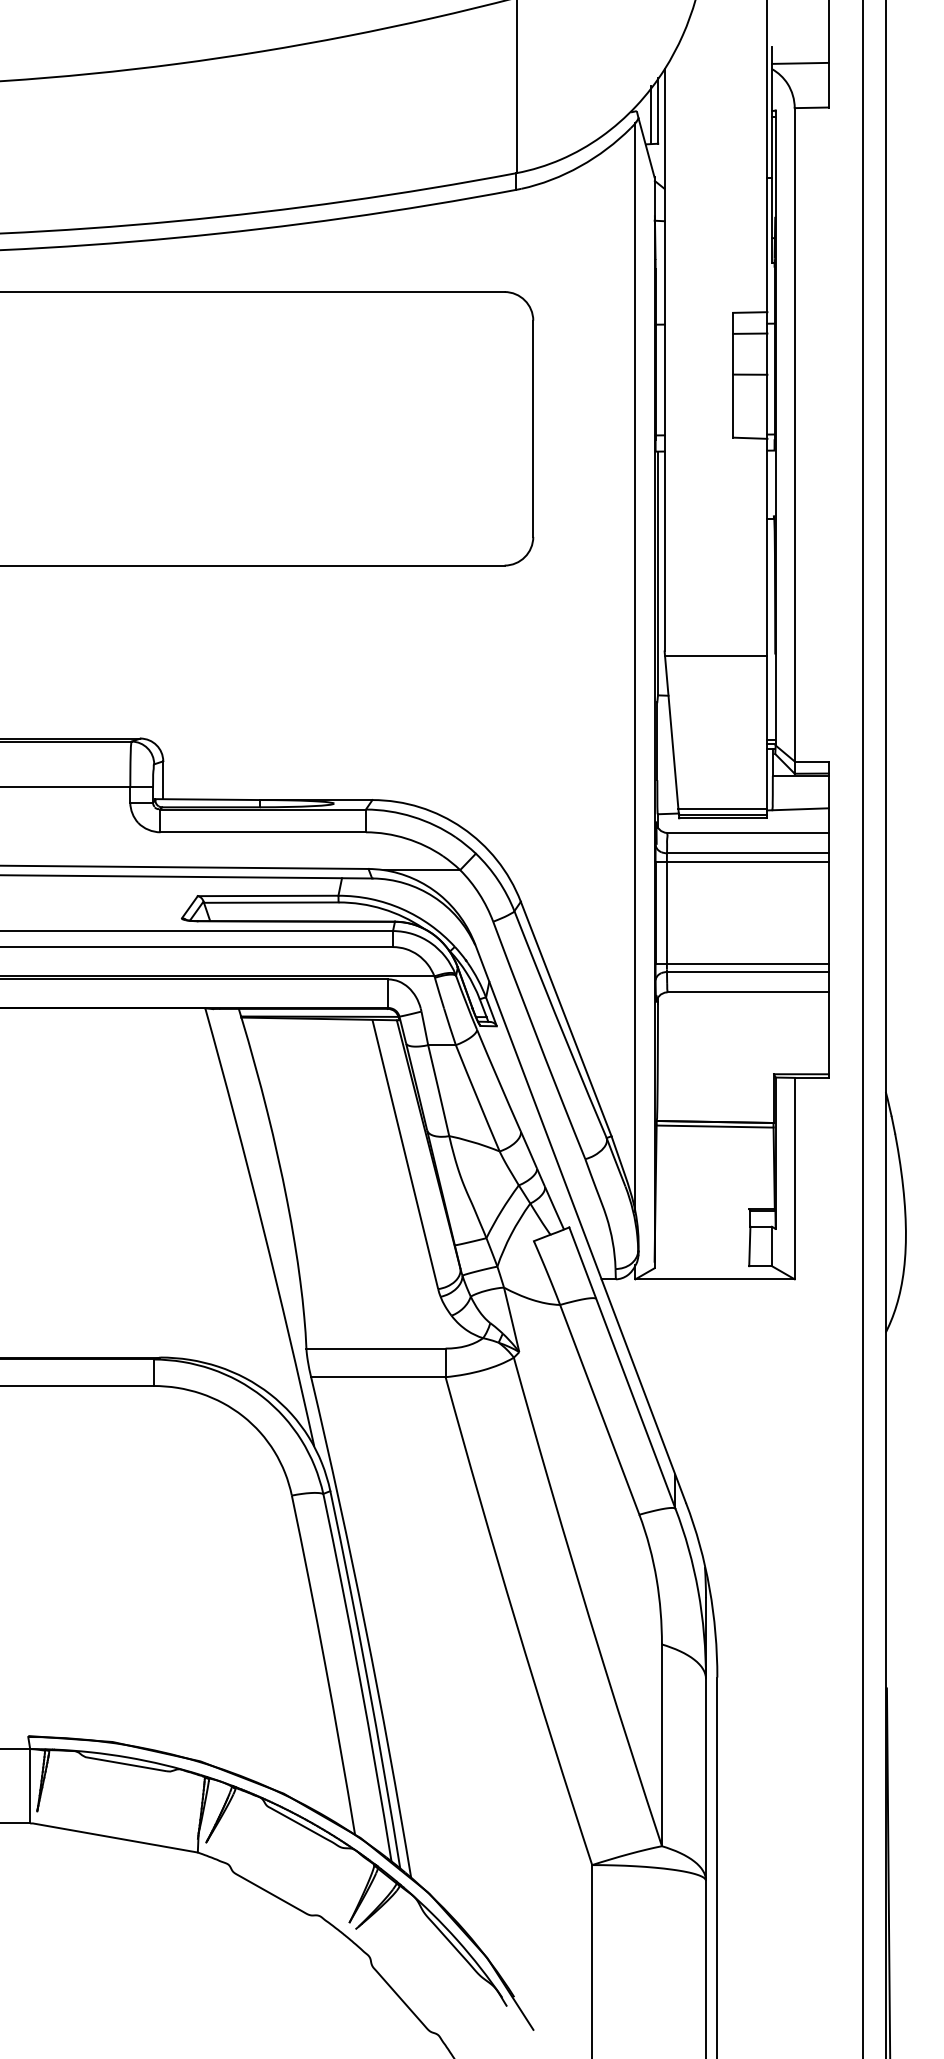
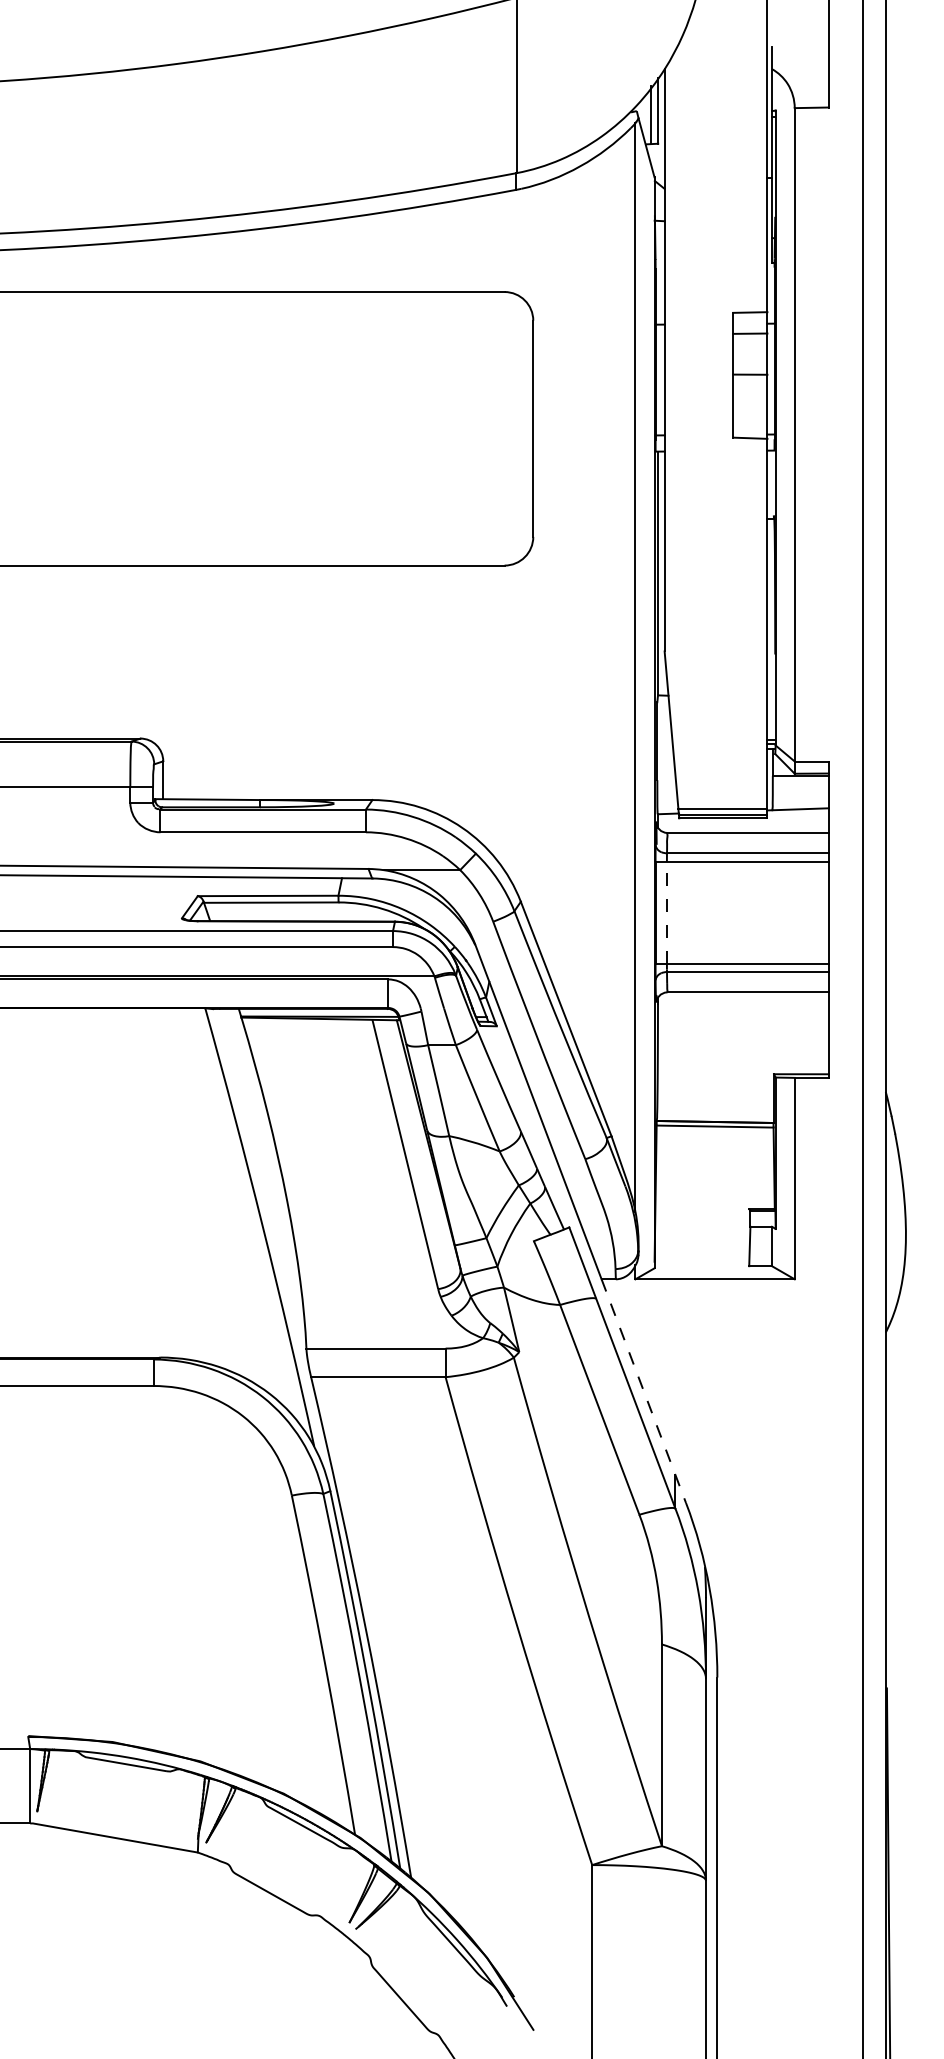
line: present -> none (799, 62)
line: present -> none (716, 656)
line: solid -> dashed (666, 912)
line: solid -> dashed (643, 1391)
